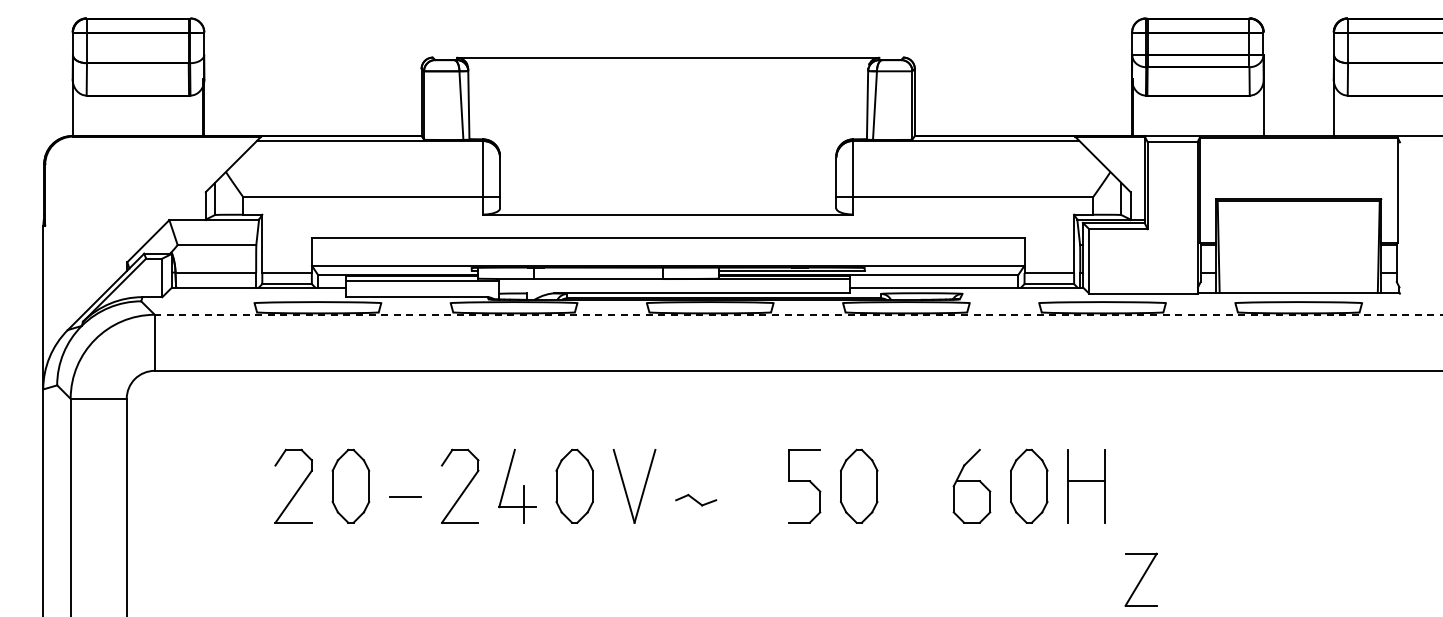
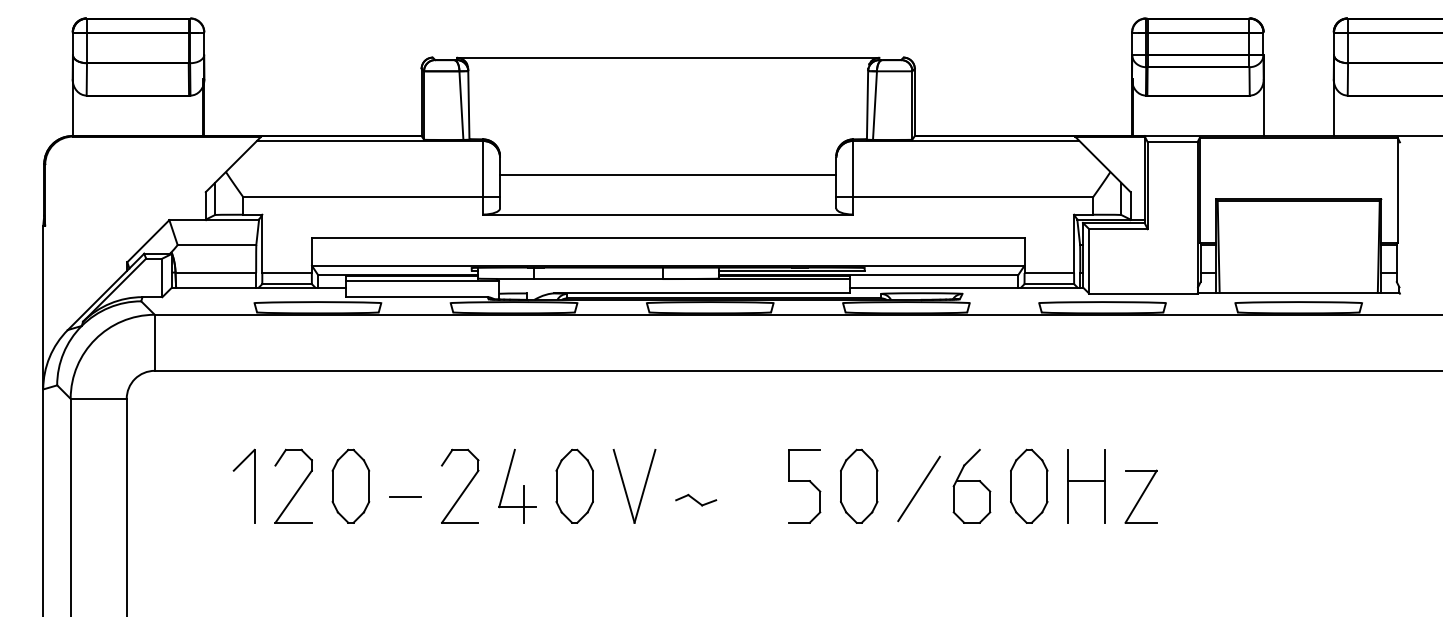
line: none -> present (668, 175)
line: dashed -> solid (798, 314)
part: none -> present (254, 485)
line: none -> present (918, 488)
part position: (1140, 579) -> (1140, 496) (1140, 496)
